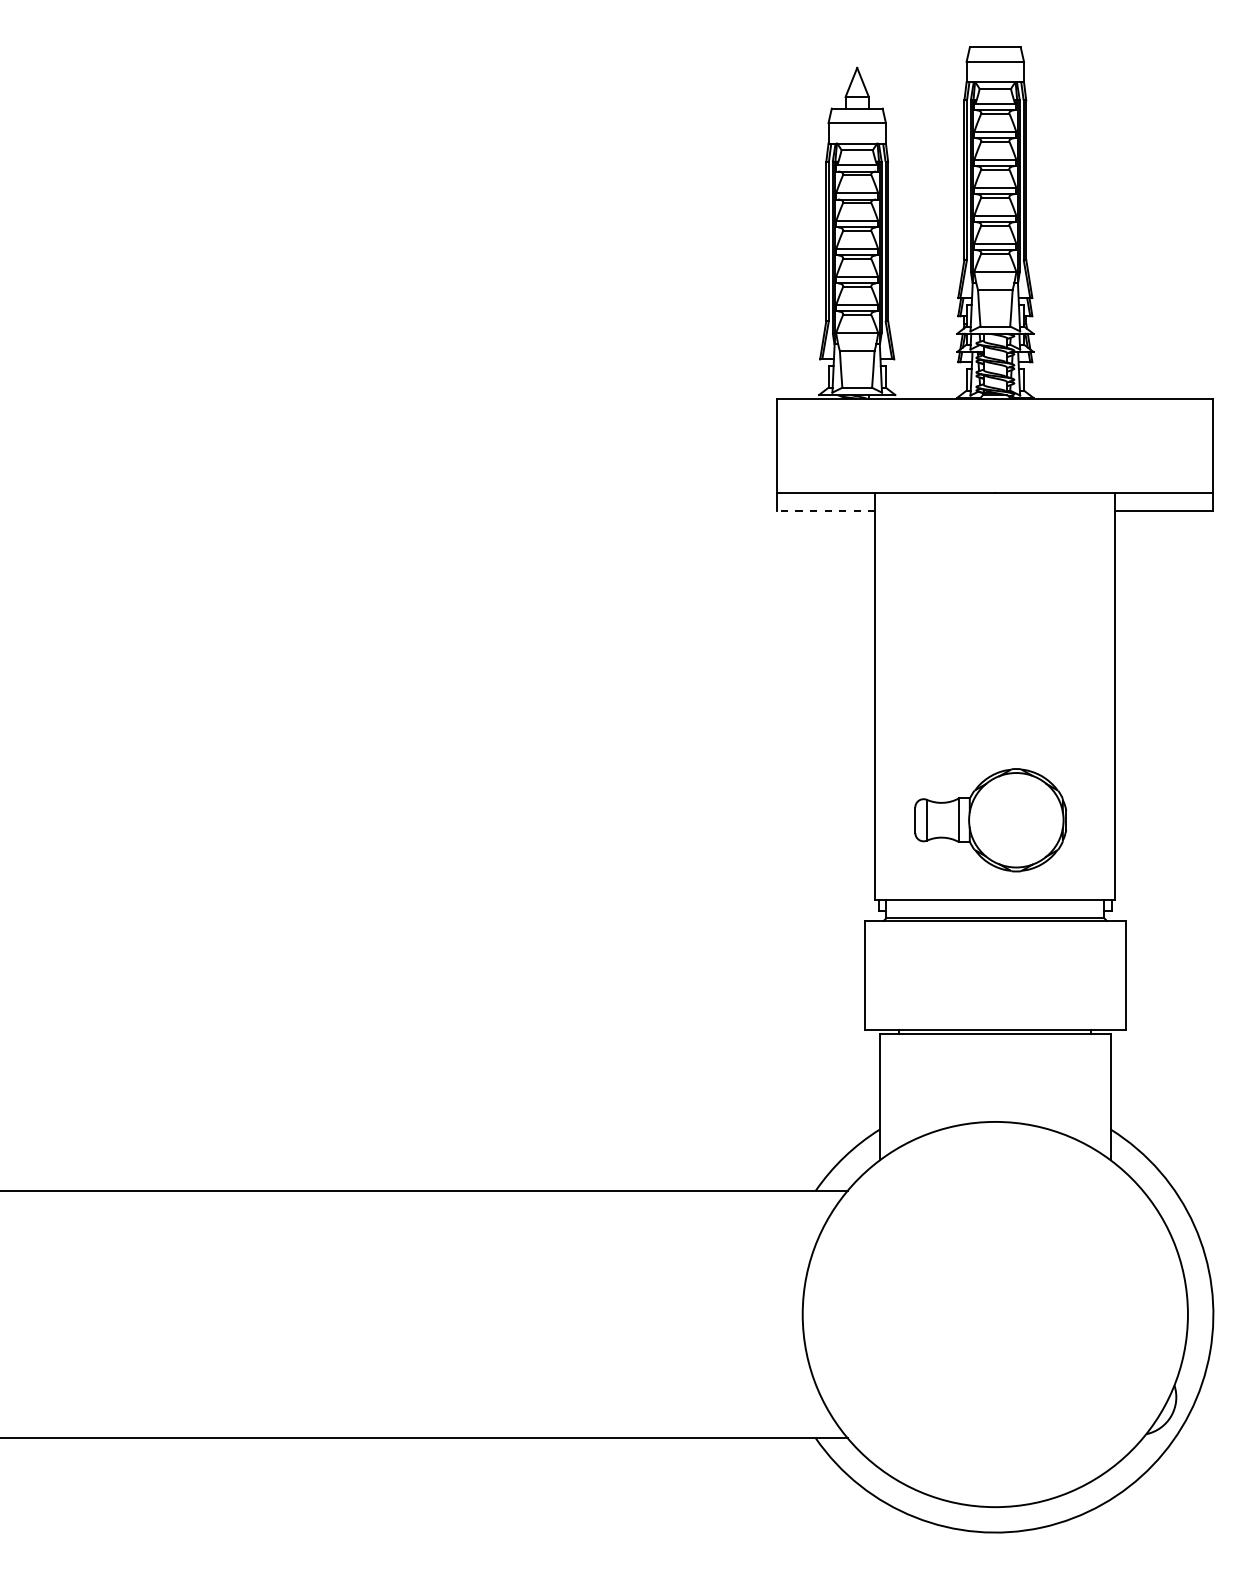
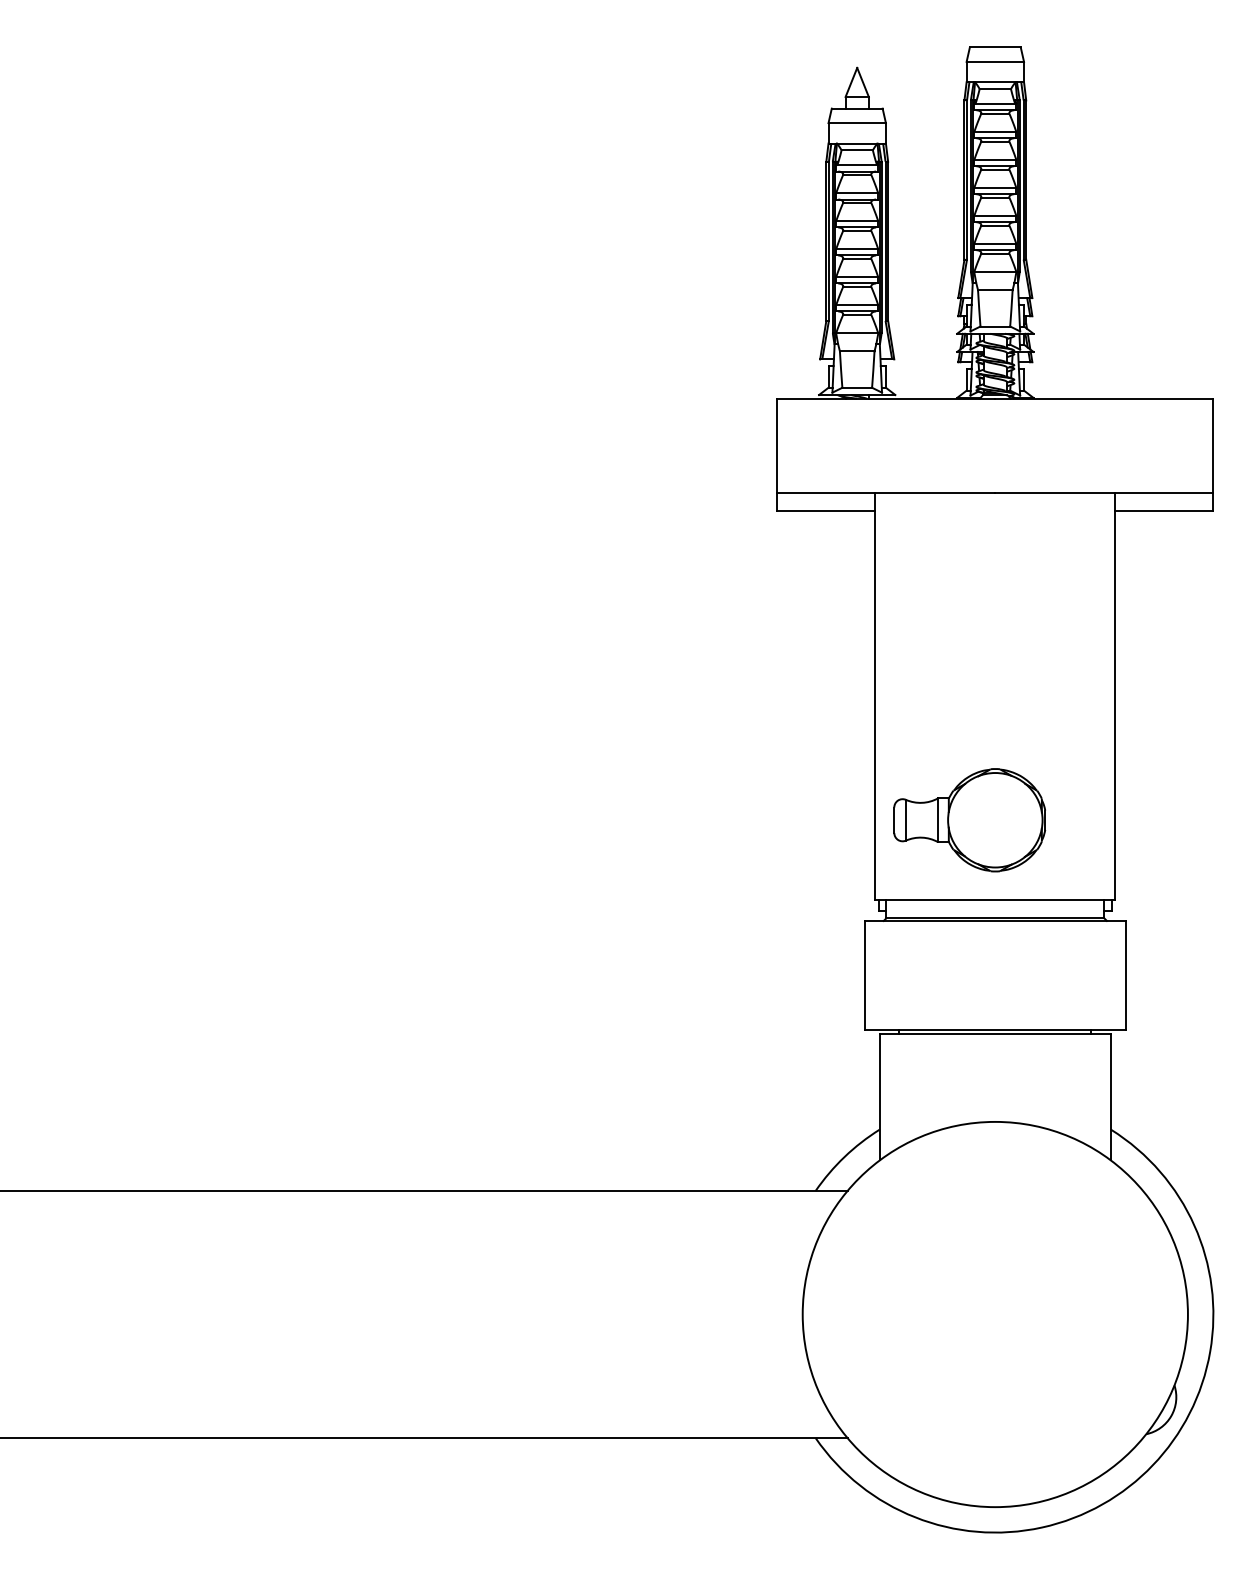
line: dashed -> solid (825, 511)
part position: (990, 820) -> (969, 820) (969, 820)
